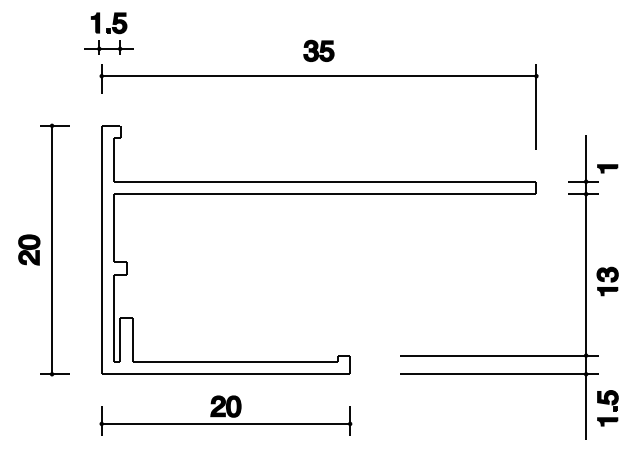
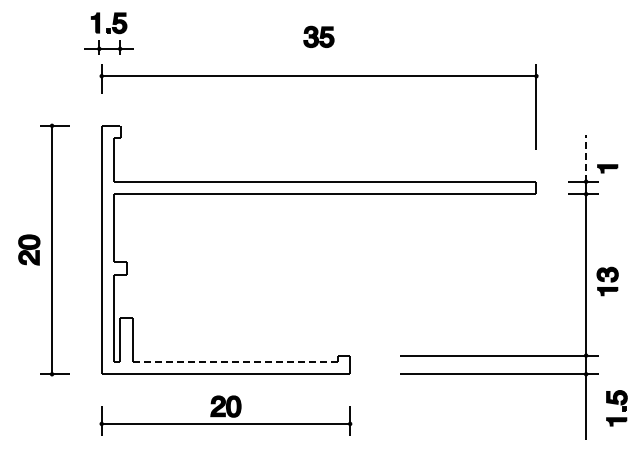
part position: (318, 50) -> (318, 36) (318, 36)
line: solid -> dashed (586, 157)
line: solid -> dashed (235, 361)
part position: (607, 408) -> (616, 408) (616, 408)
